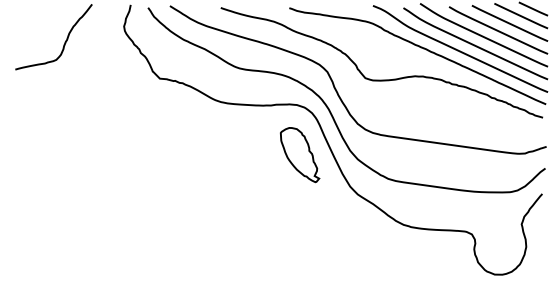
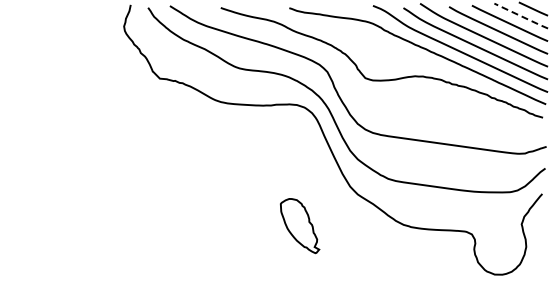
line: solid -> dashed (520, 16)
curve: present -> none (64, 42)
part position: (300, 155) -> (300, 226) (300, 226)
